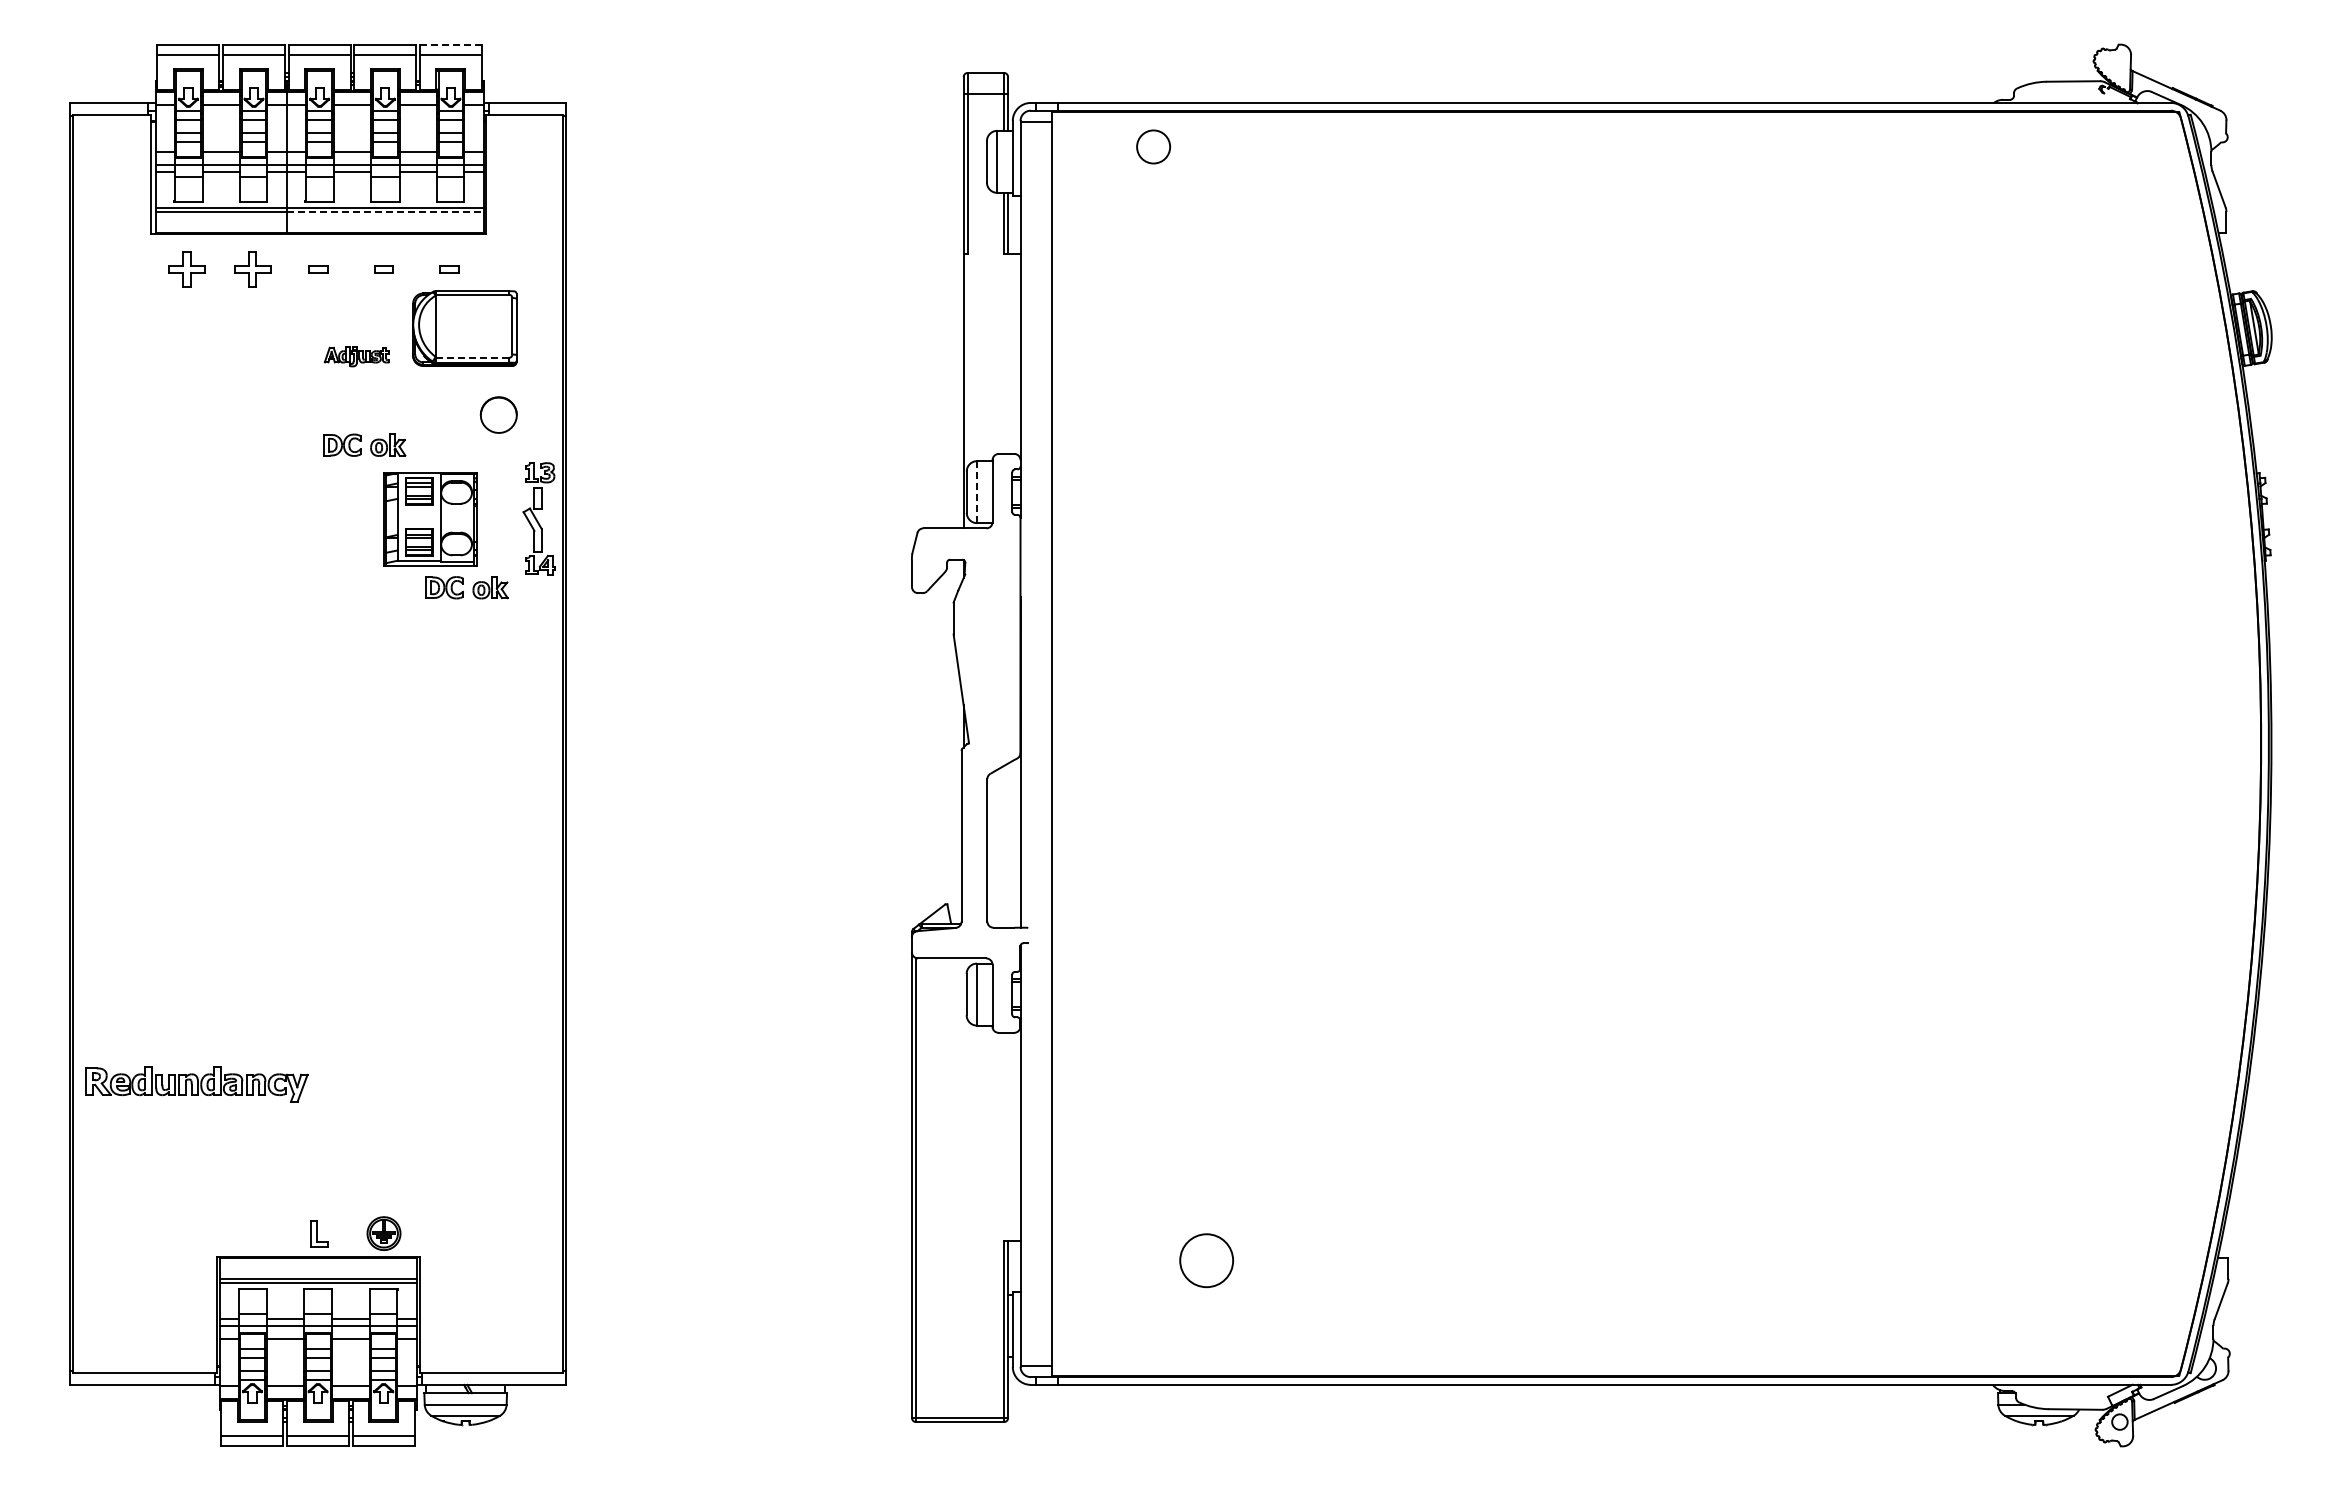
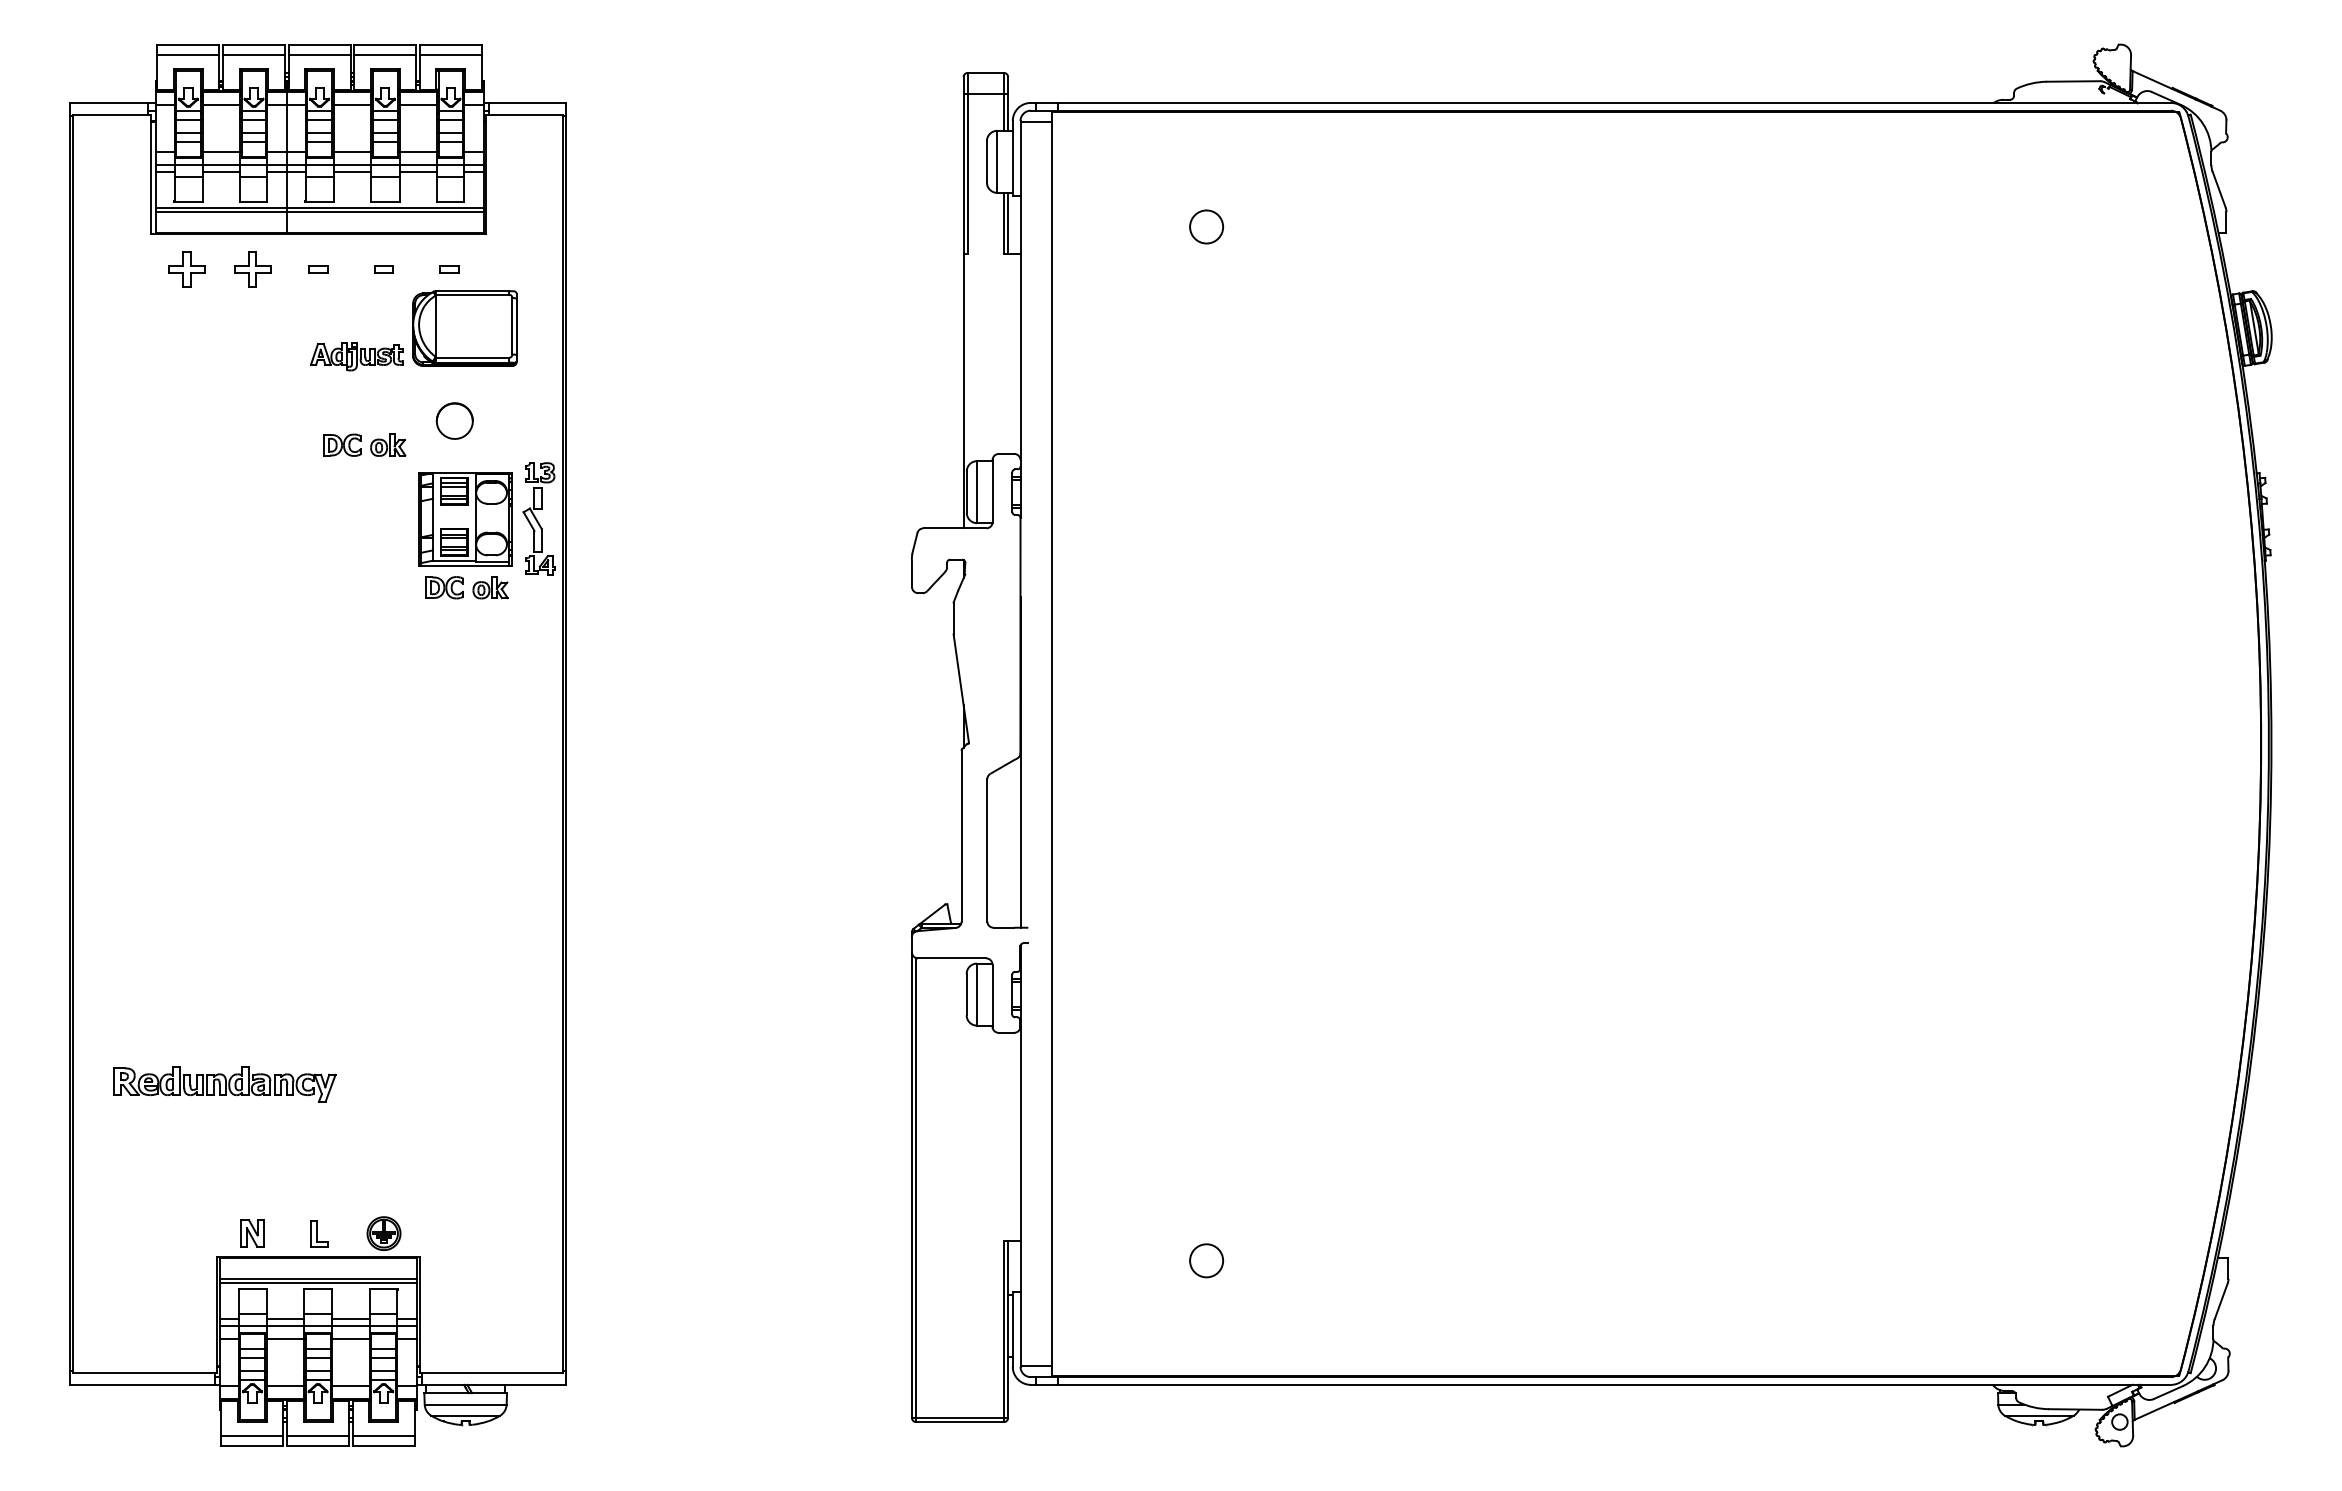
line: dashed -> solid (451, 44)
circle position: (1153, 146) -> (1206, 226) (1206, 226)
line: dashed -> solid (385, 212)
part size: 67x22 px -> 94x30 px (356, 356)
line: dashed -> solid (472, 357)
part position: (498, 414) -> (454, 420) (454, 420)
line: dashed -> solid (977, 491)
part position: (430, 519) -> (465, 519) (465, 519)
part position: (196, 1084) -> (224, 1084) (224, 1084)
part: none -> present (252, 1233)
circle size: 55x56 px -> 35x36 px (1206, 1260)
